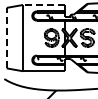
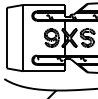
line: dashed -> solid (43, 5)
line: dashed -> solid (6, 37)
